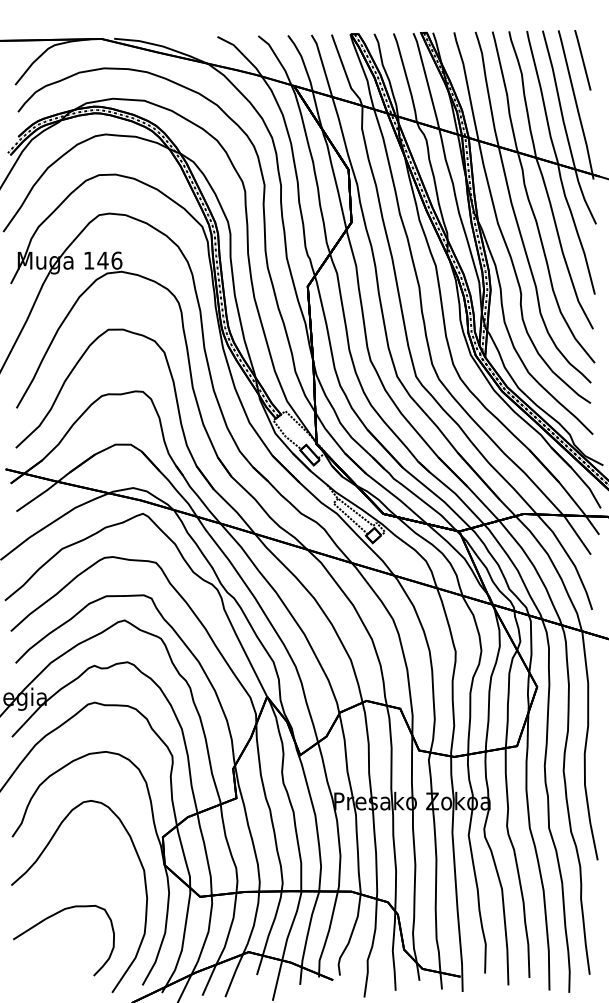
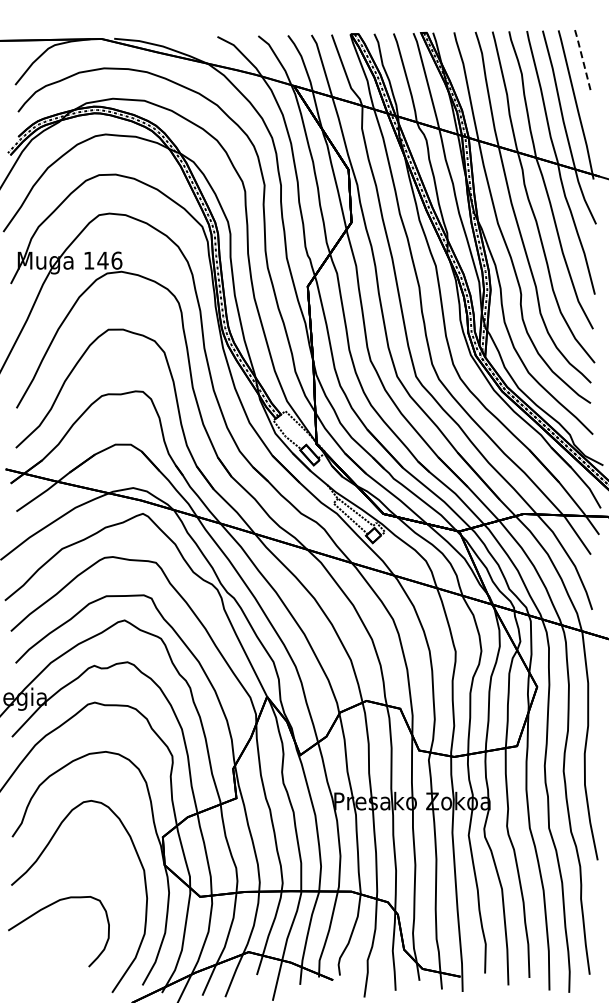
line: solid -> dashed (582, 59)
curve position: (49, 918) -> (44, 909) (44, 909)
